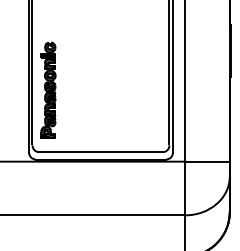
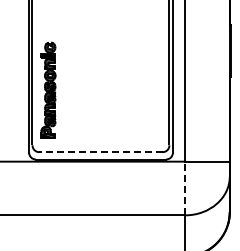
line: solid -> dashed (100, 152)
line: solid -> dashed (185, 188)
